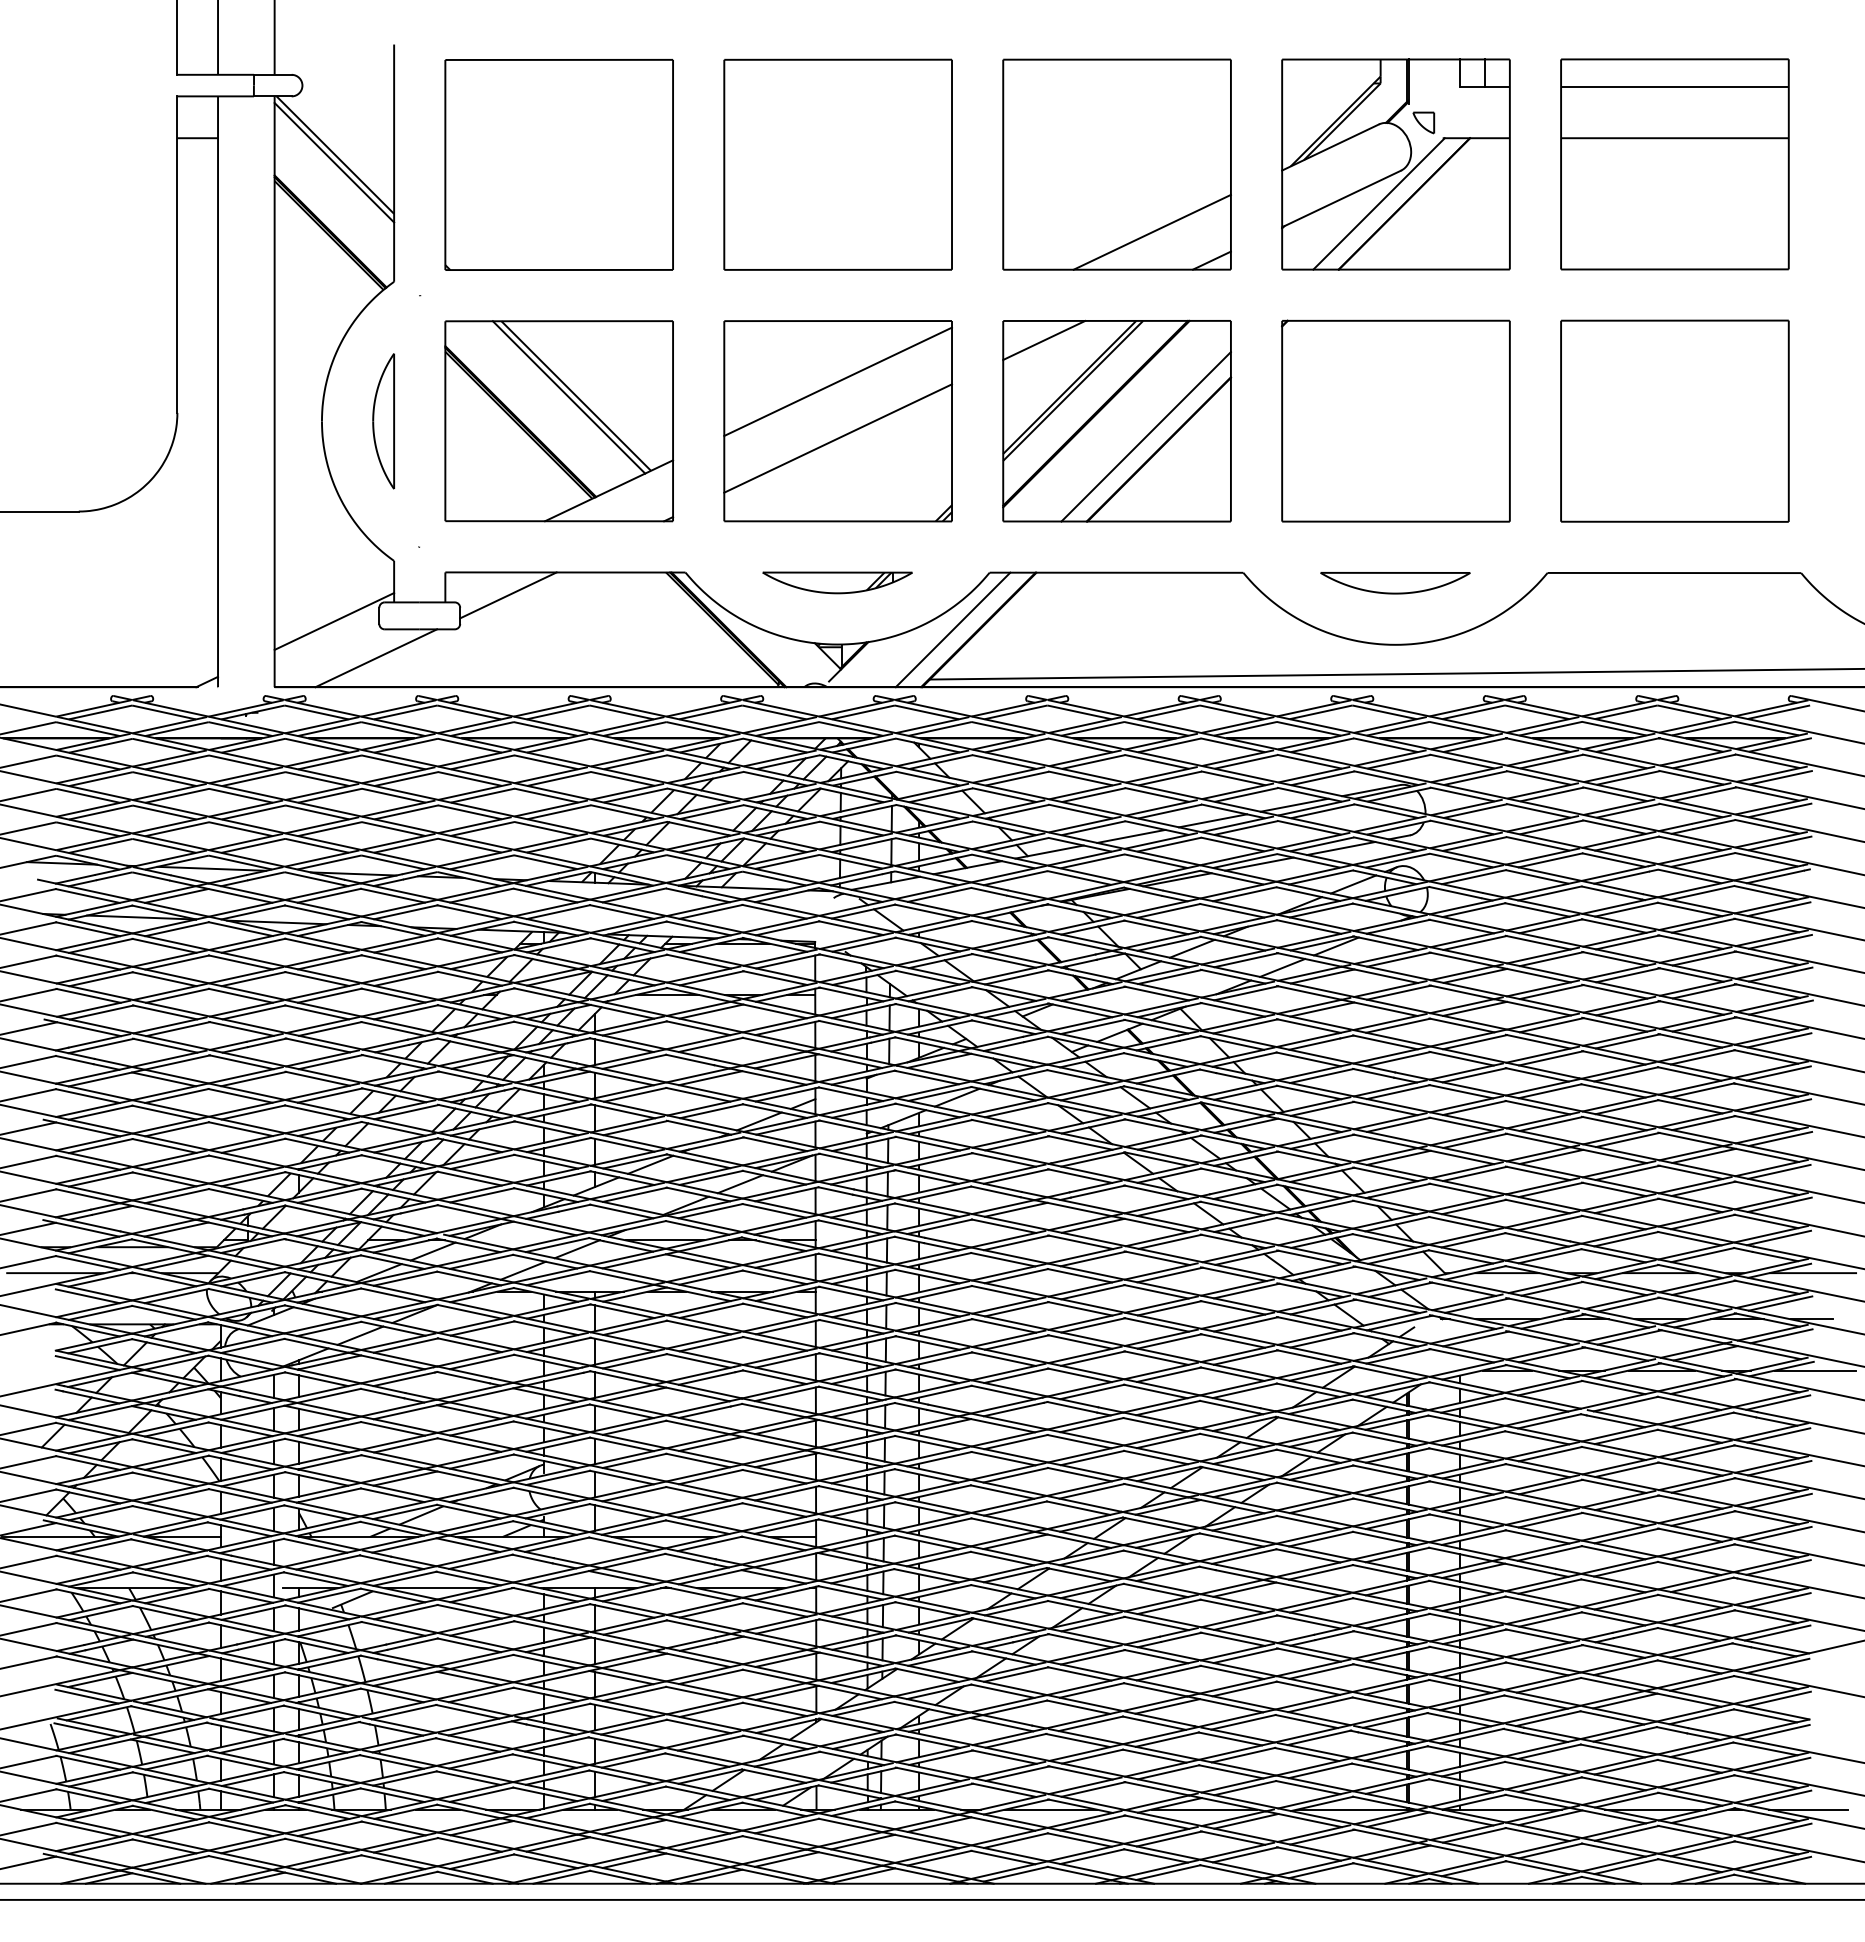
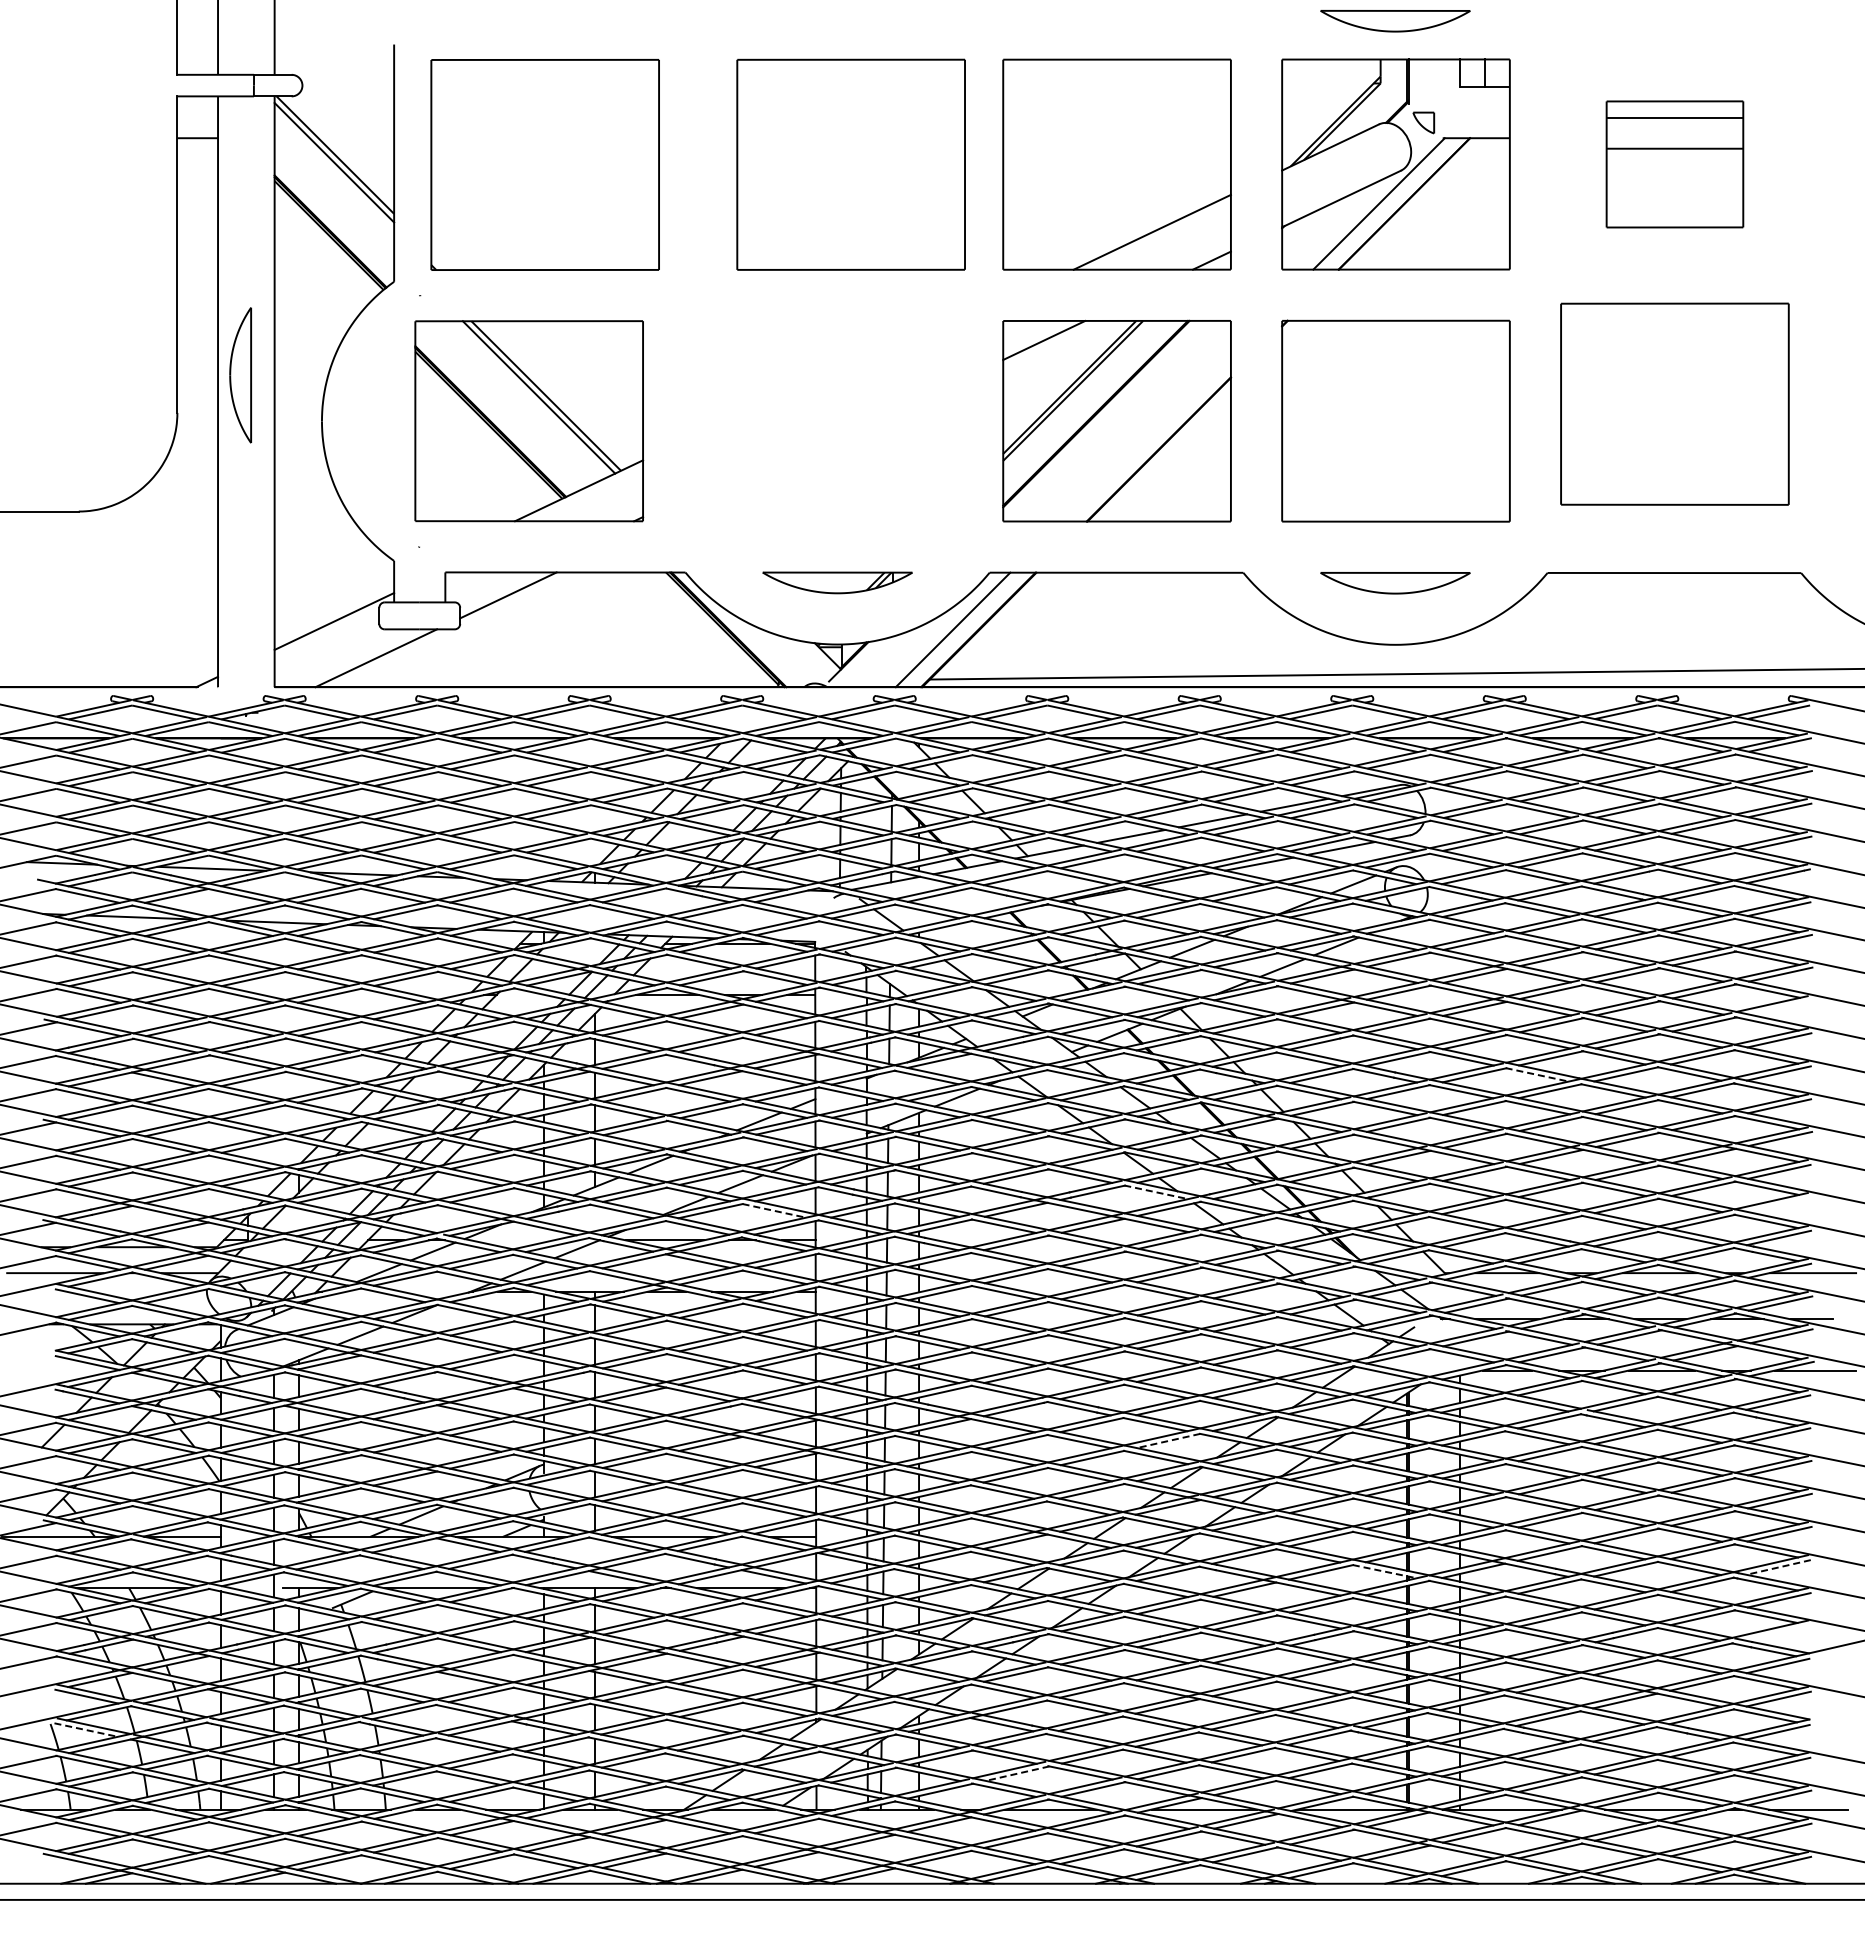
part: none -> present (1395, 21)
part position: (558, 164) -> (544, 164) (544, 164)
part position: (837, 164) -> (850, 164) (850, 164)
part size: 230x213 px -> 140x129 px (1674, 164)
part position: (1674, 420) -> (1674, 403) (1674, 403)
part position: (383, 421) -> (240, 375) (240, 375)
part position: (559, 421) -> (529, 421) (529, 421)
part: present -> none (837, 421)
line: present -> none (1145, 436)
line: present -> none (1780, 1007)
line: solid -> dashed (1537, 1074)
line: solid -> dashed (1156, 1192)
line: present -> none (1779, 1204)
line: solid -> dashed (774, 1210)
line: solid -> dashed (1168, 1441)
line: solid -> dashed (1778, 1567)
line: solid -> dashed (1384, 1571)
line: present -> none (1777, 1632)
line: solid -> dashed (86, 1730)
line: solid -> dashed (1017, 1773)
line: present -> none (29, 1862)
